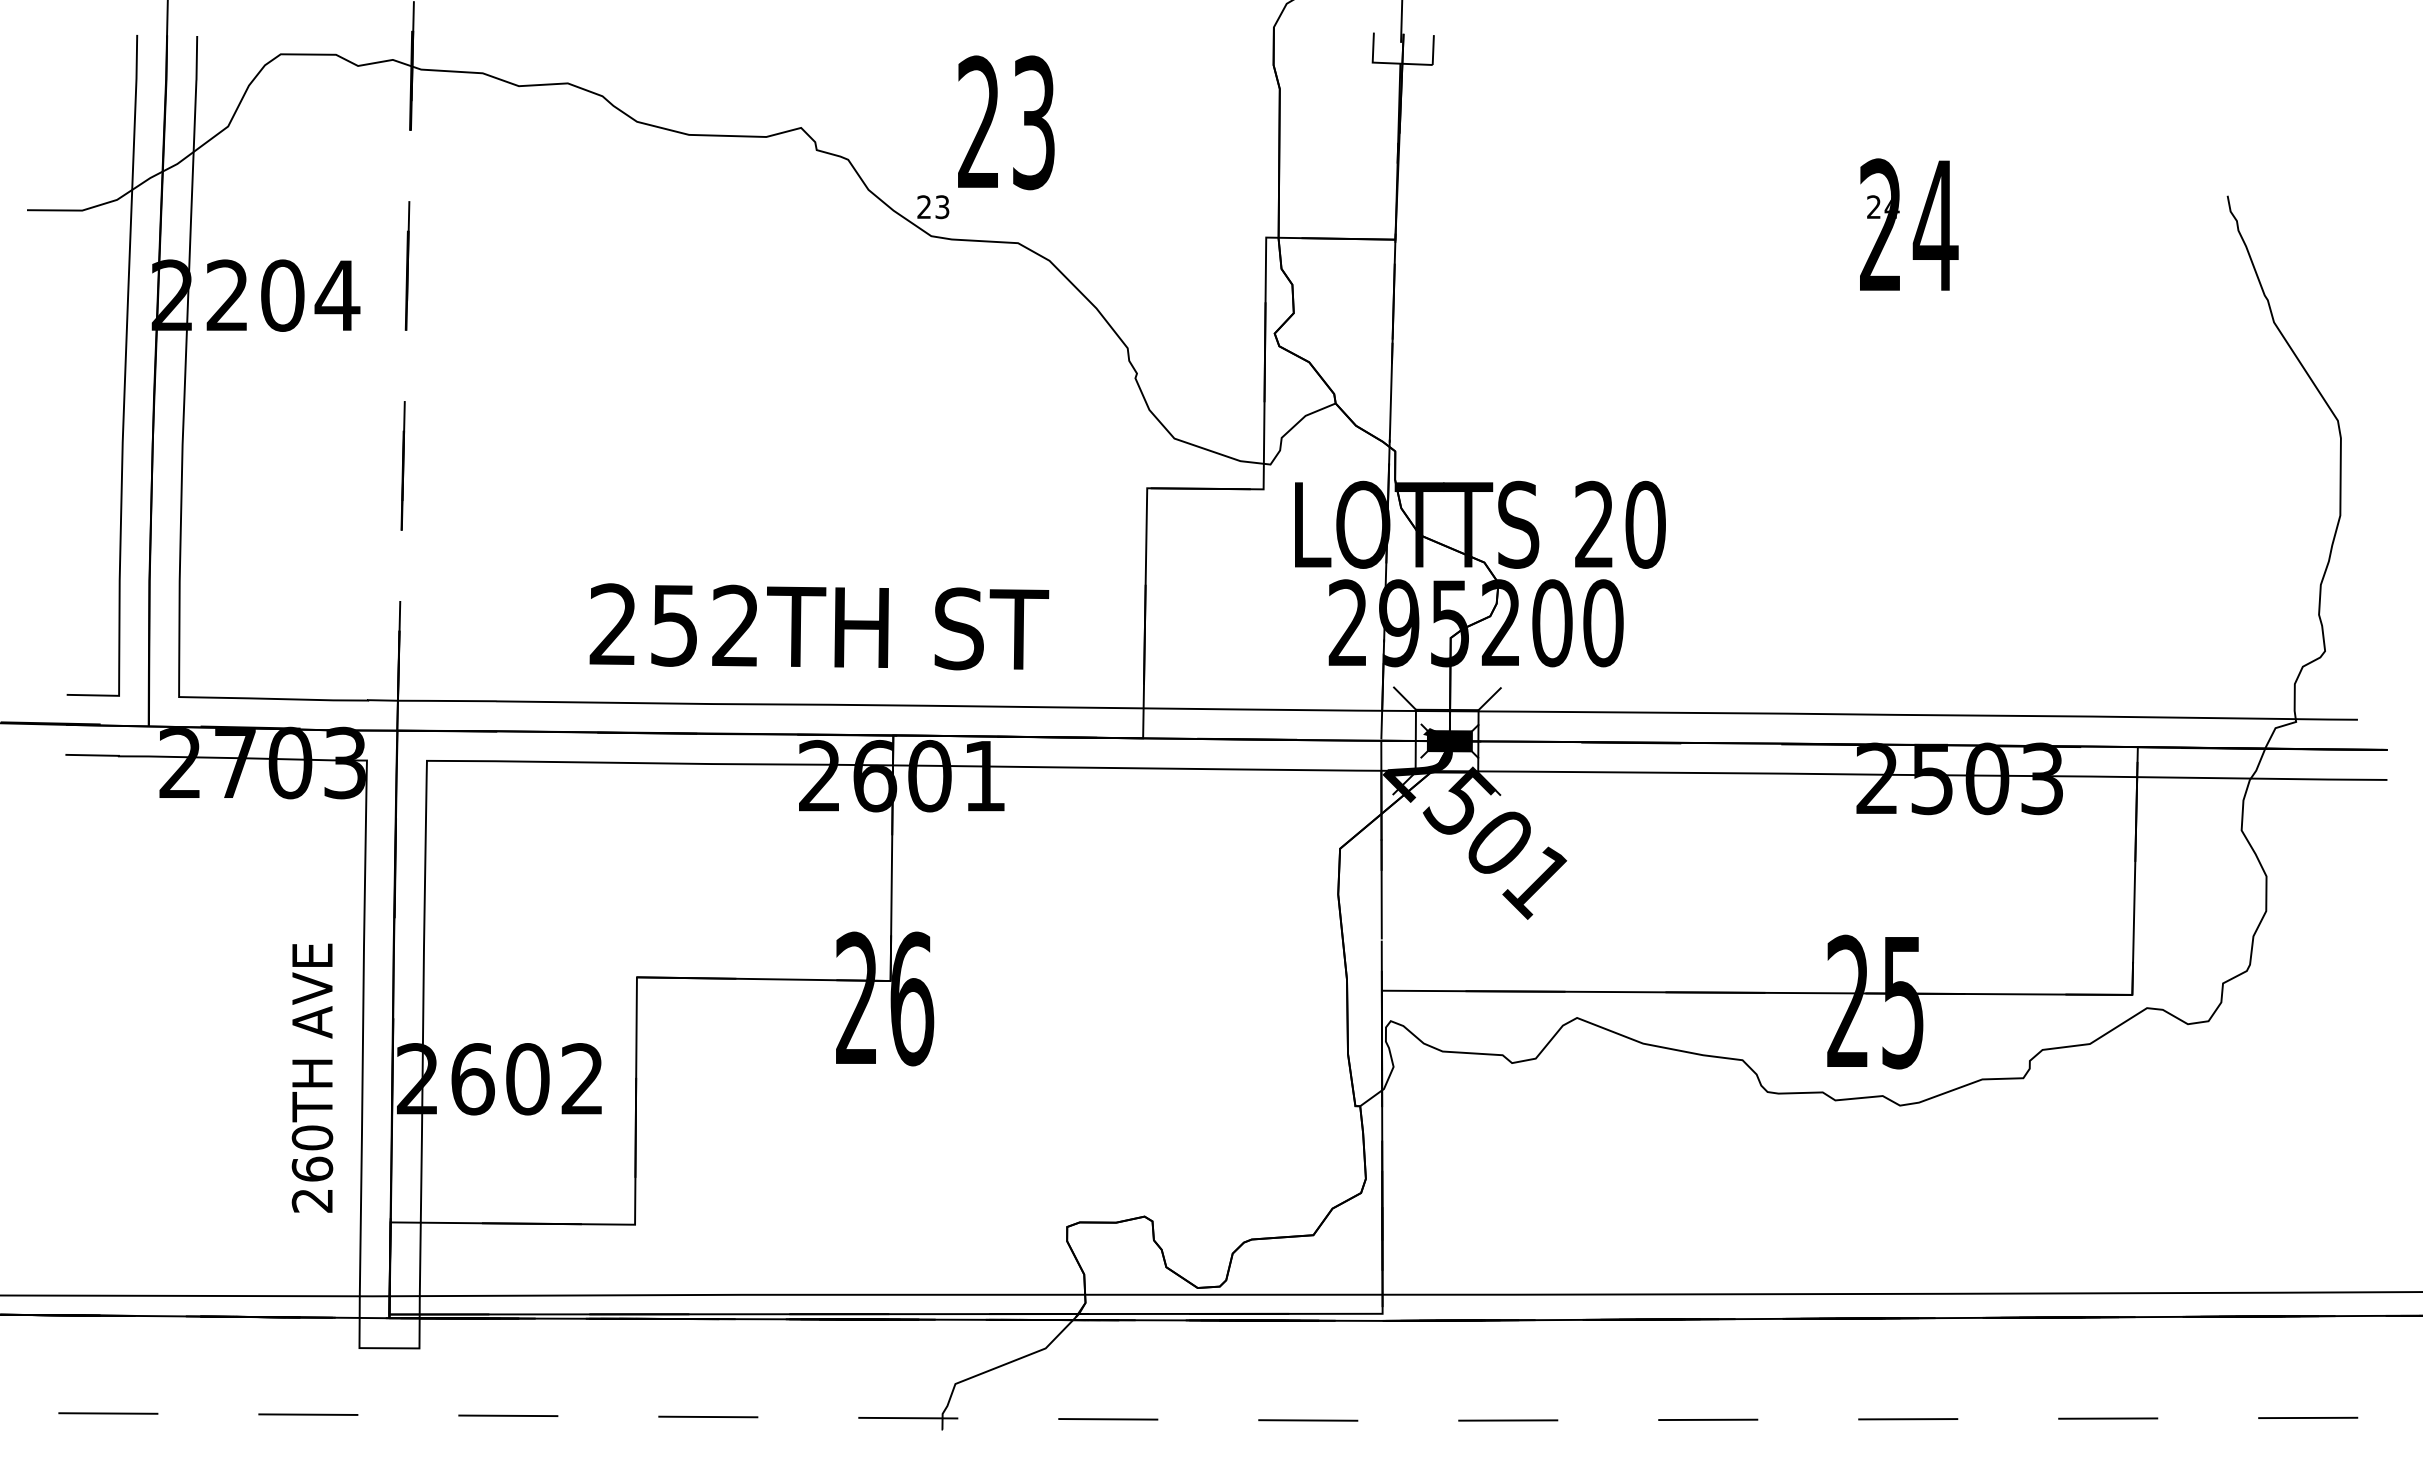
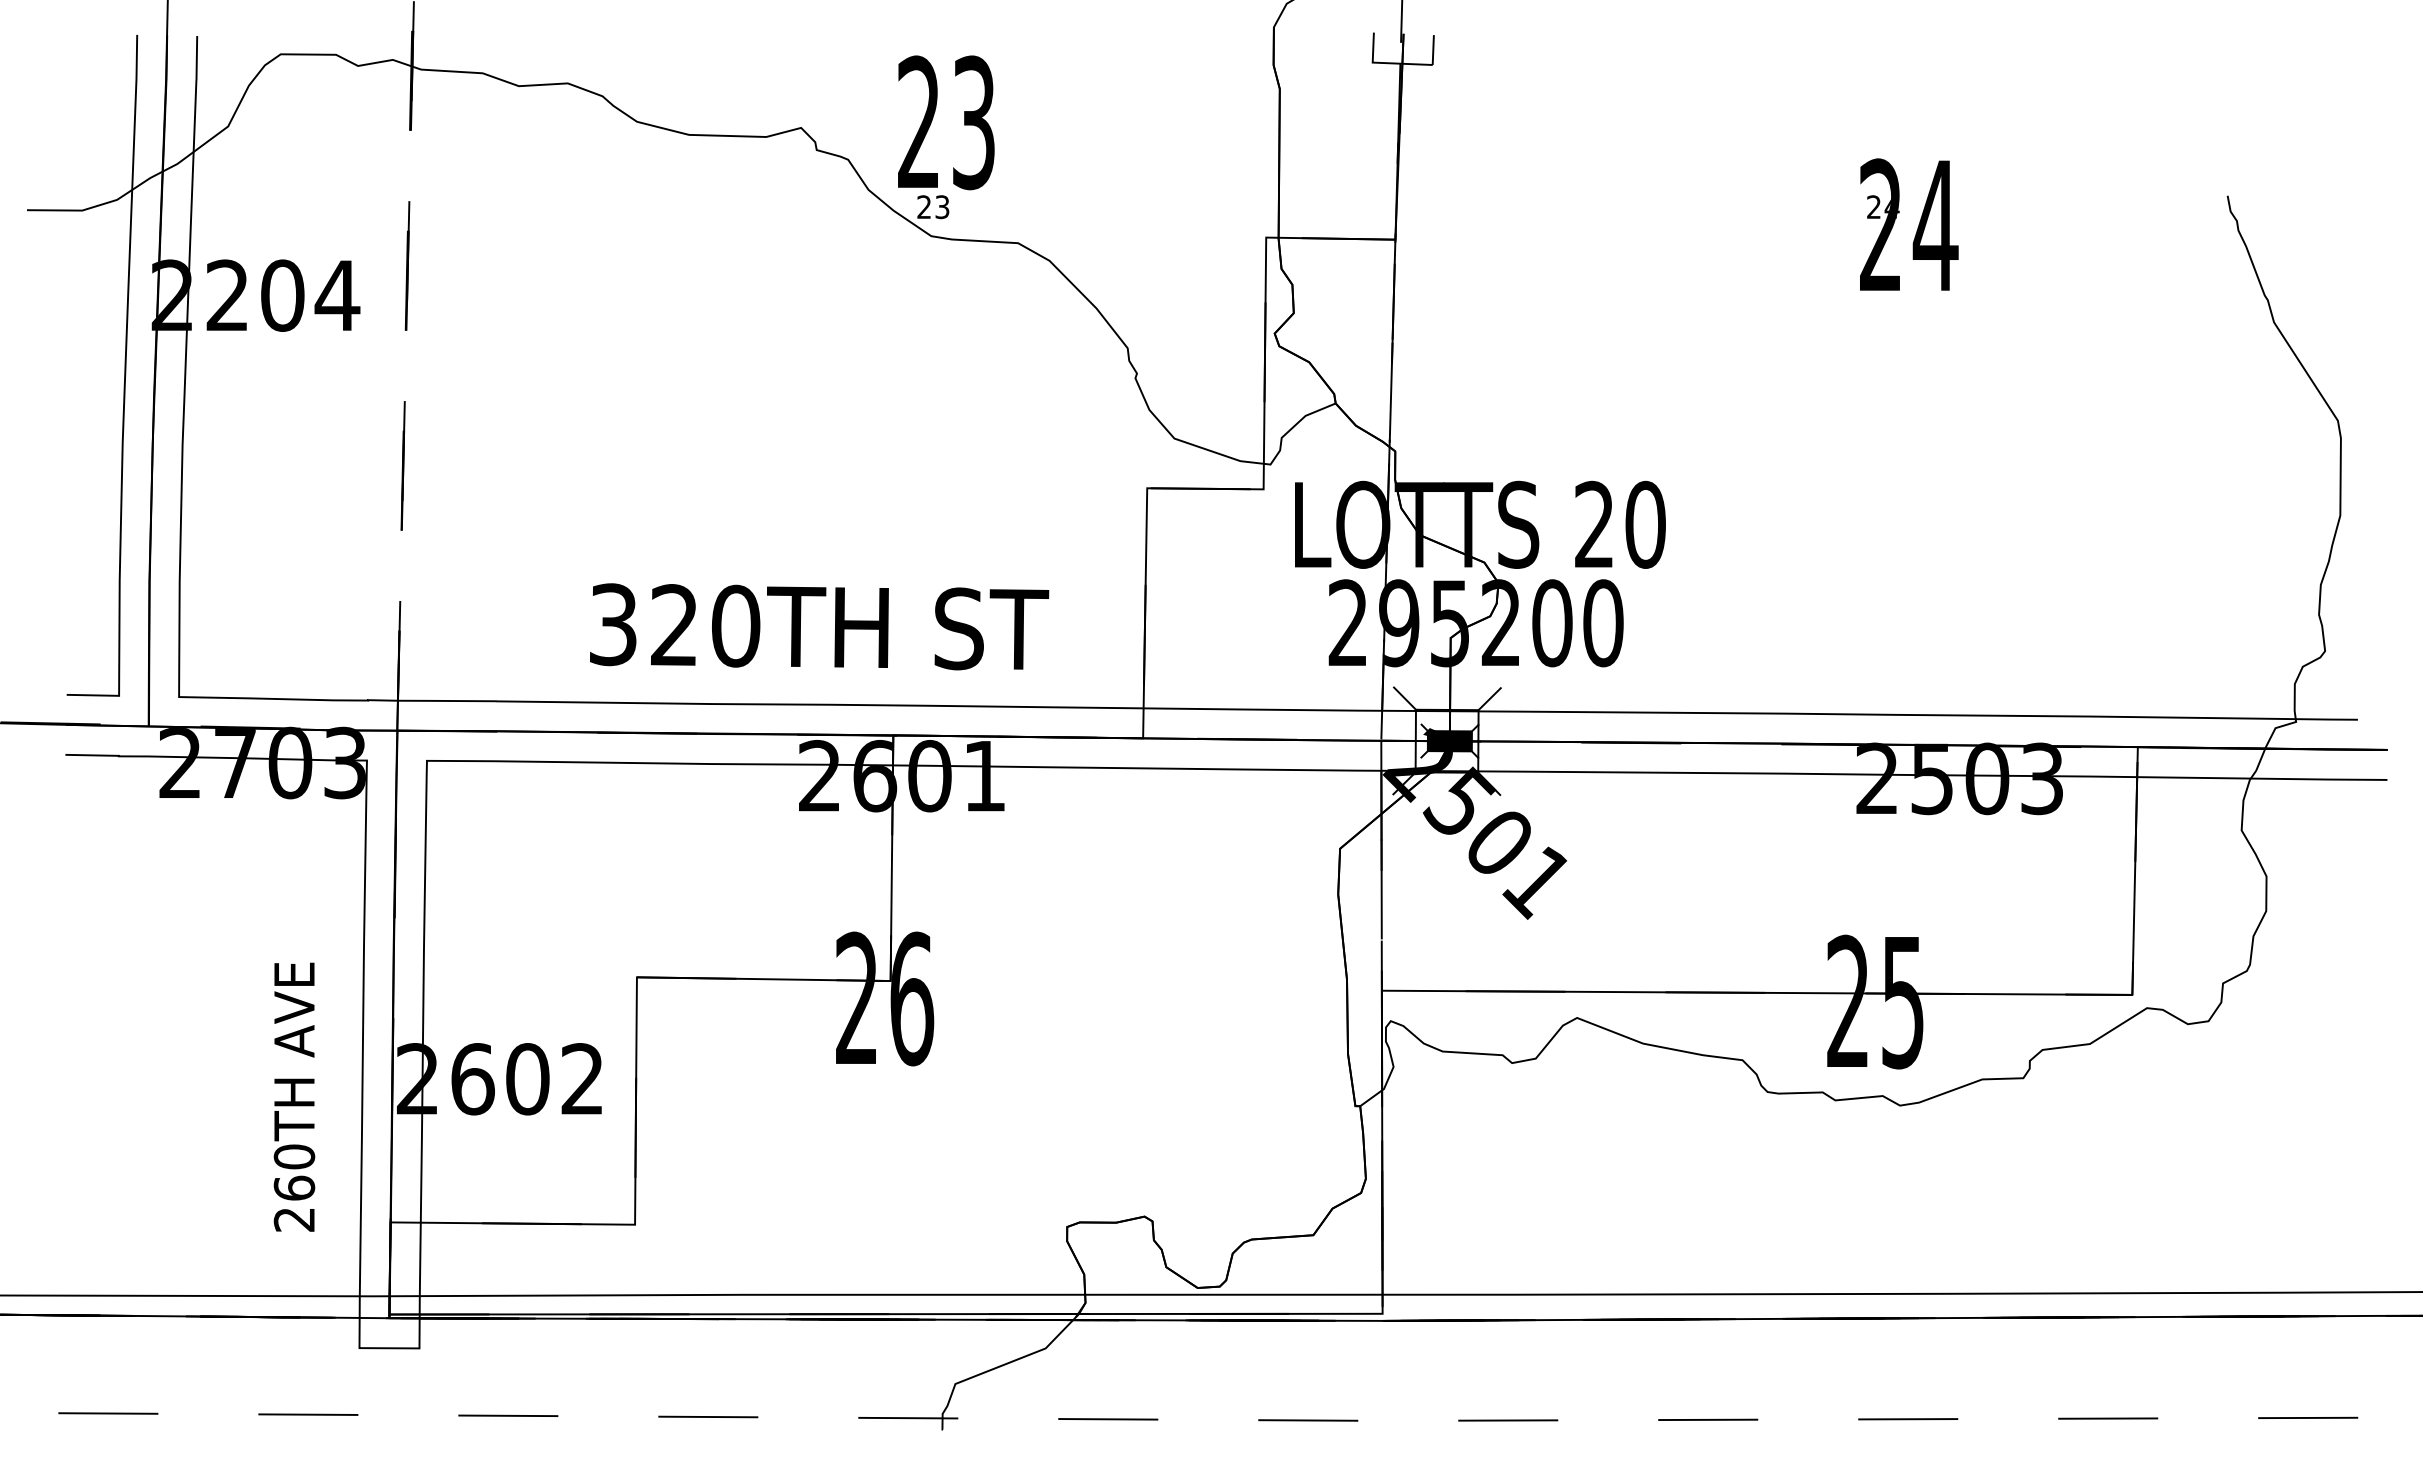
text position: (1006, 122) -> (946, 122) (946, 122)
text: 252TH -> 320TH (674, 625)
text position: (312, 1077) -> (294, 1096) (294, 1096)
